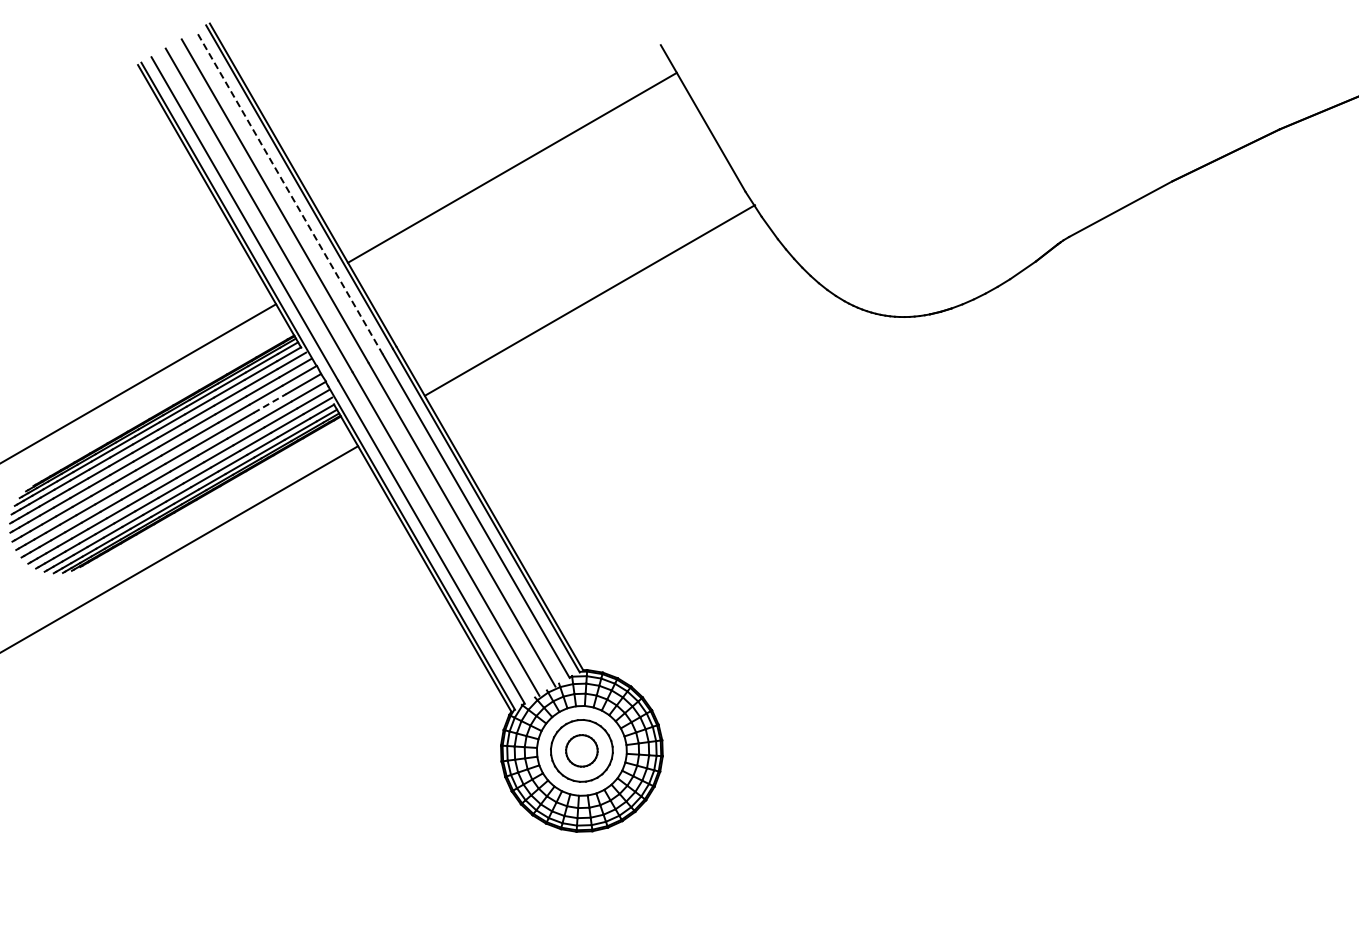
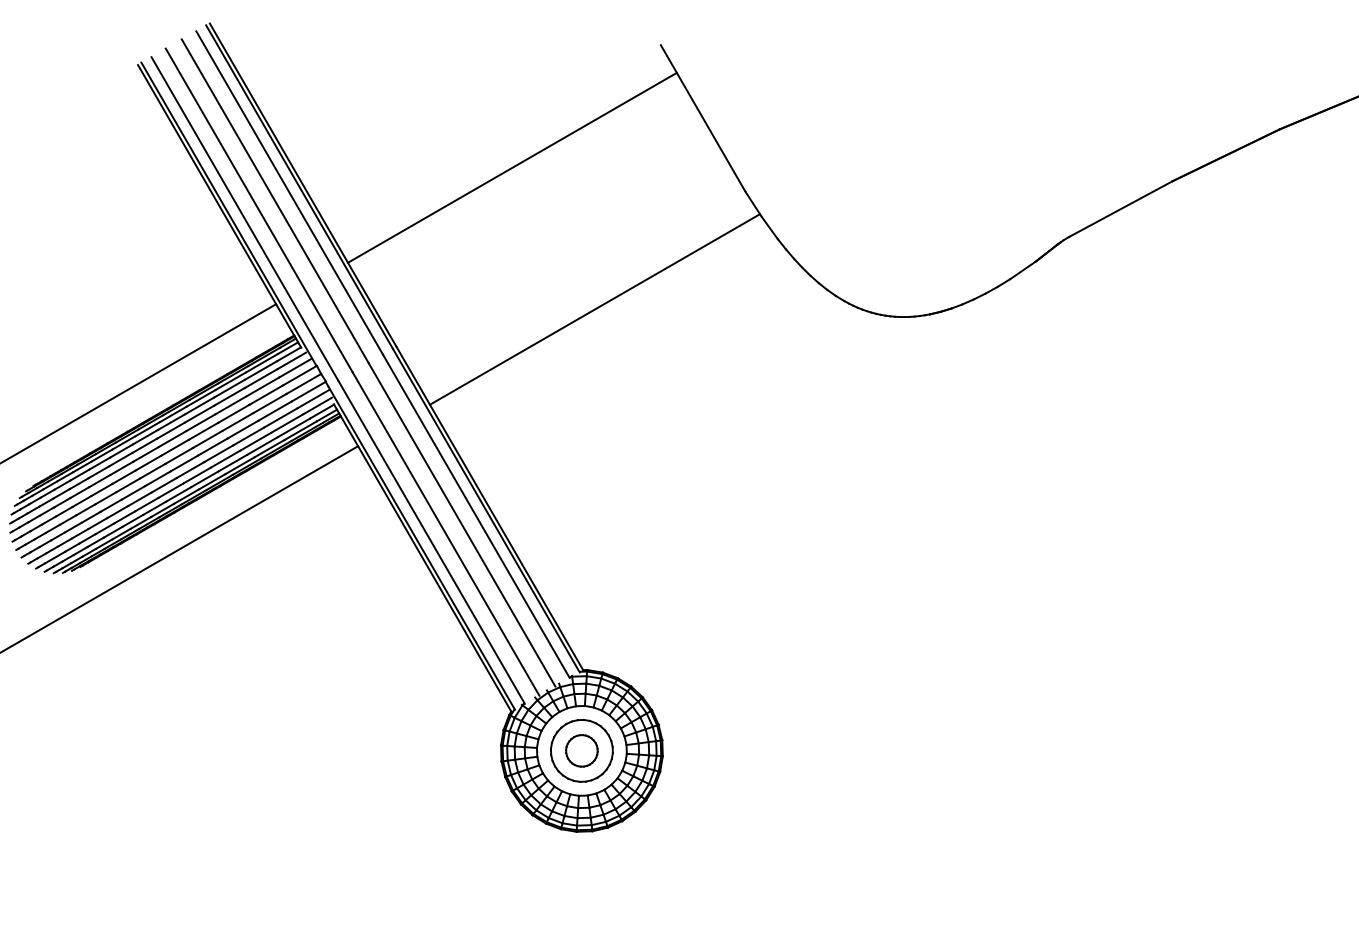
line: dashed -> solid (289, 192)
line position: (589, 300) -> (594, 309) (594, 309)
line: dashed -> solid (270, 403)
